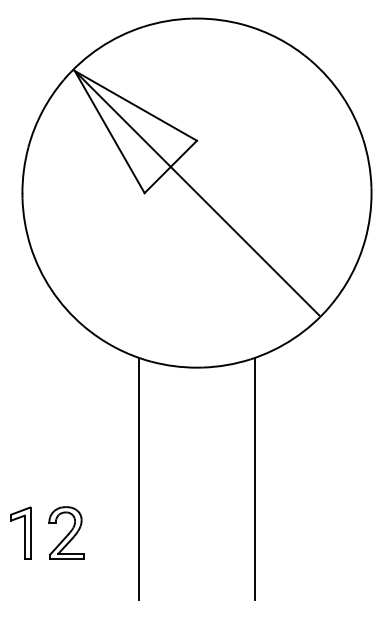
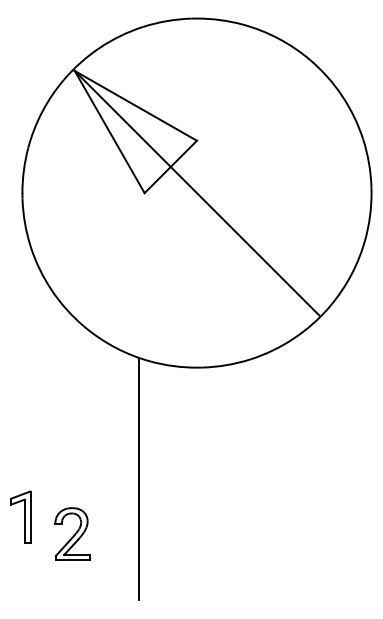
line: present -> none (255, 479)
part position: (20, 532) -> (20, 516) (20, 516)
part position: (66, 532) -> (72, 533) (72, 533)
